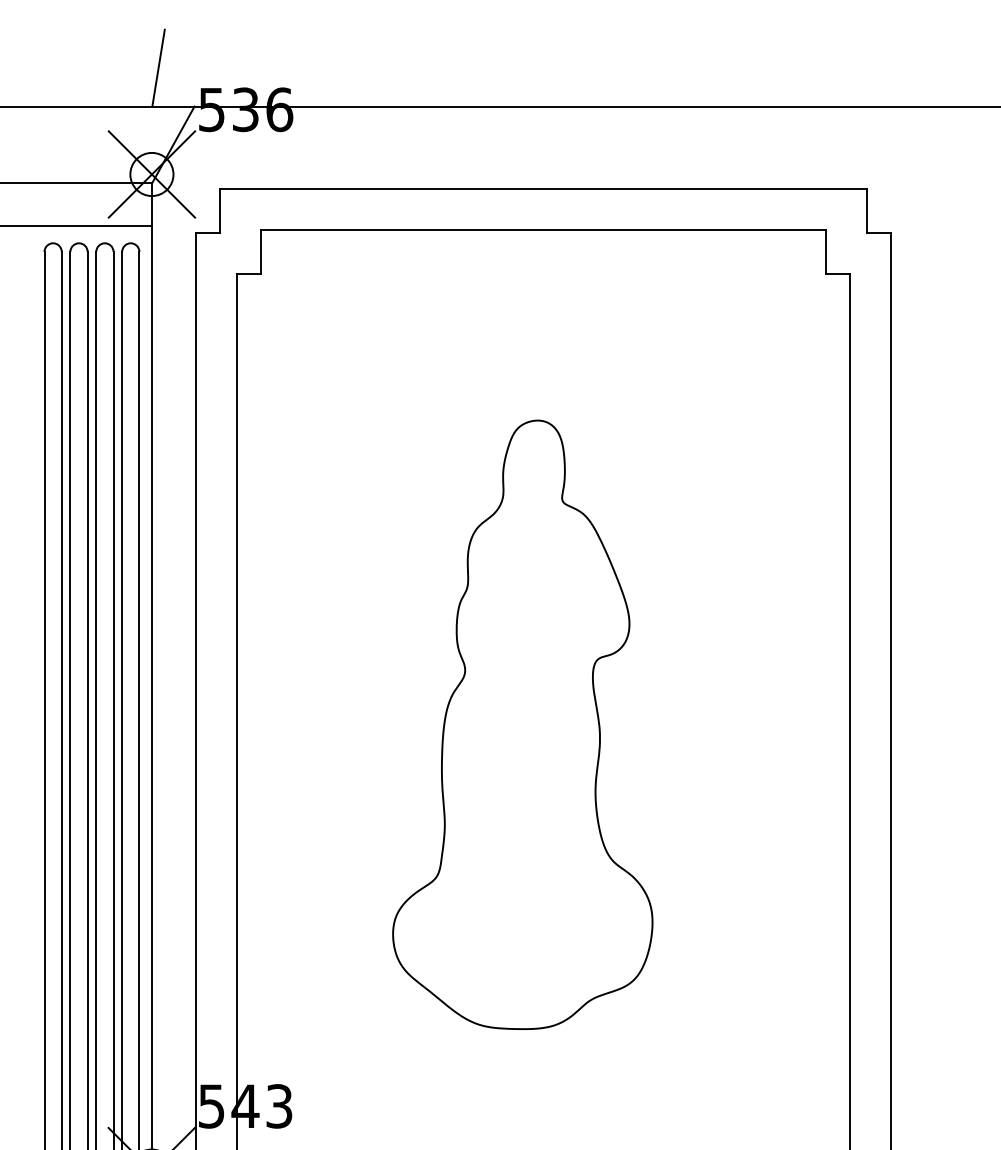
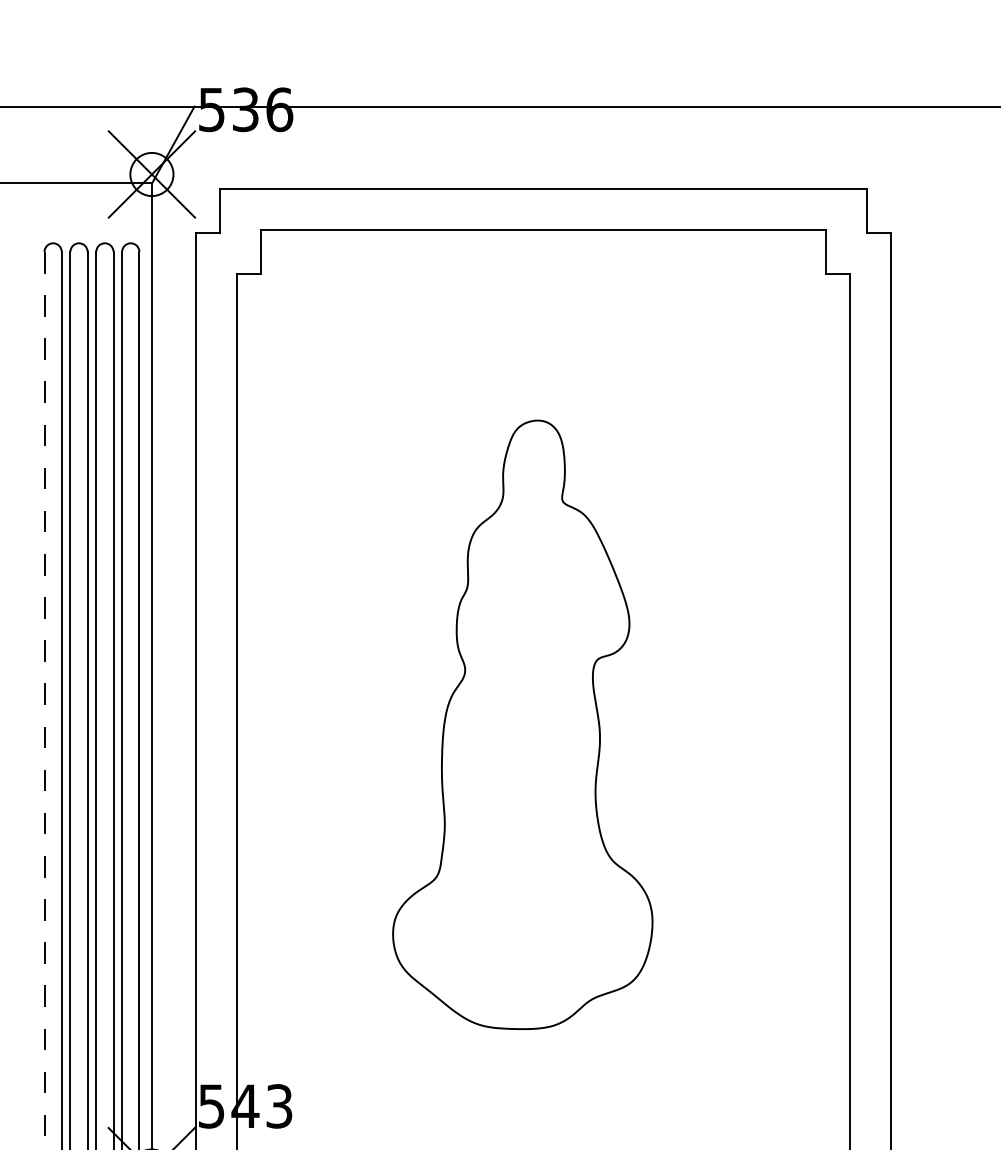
line: present -> none (158, 67)
line: present -> none (77, 226)
line: solid -> dashed (44, 700)
